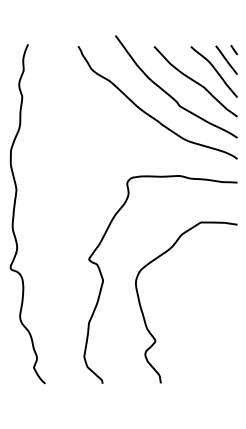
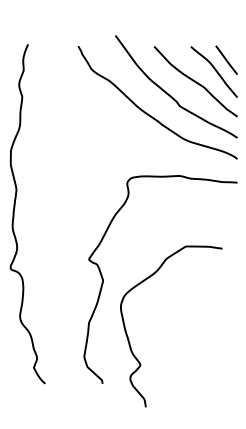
curve: present -> none (233, 49)
curve position: (144, 315) -> (129, 339) (129, 339)
